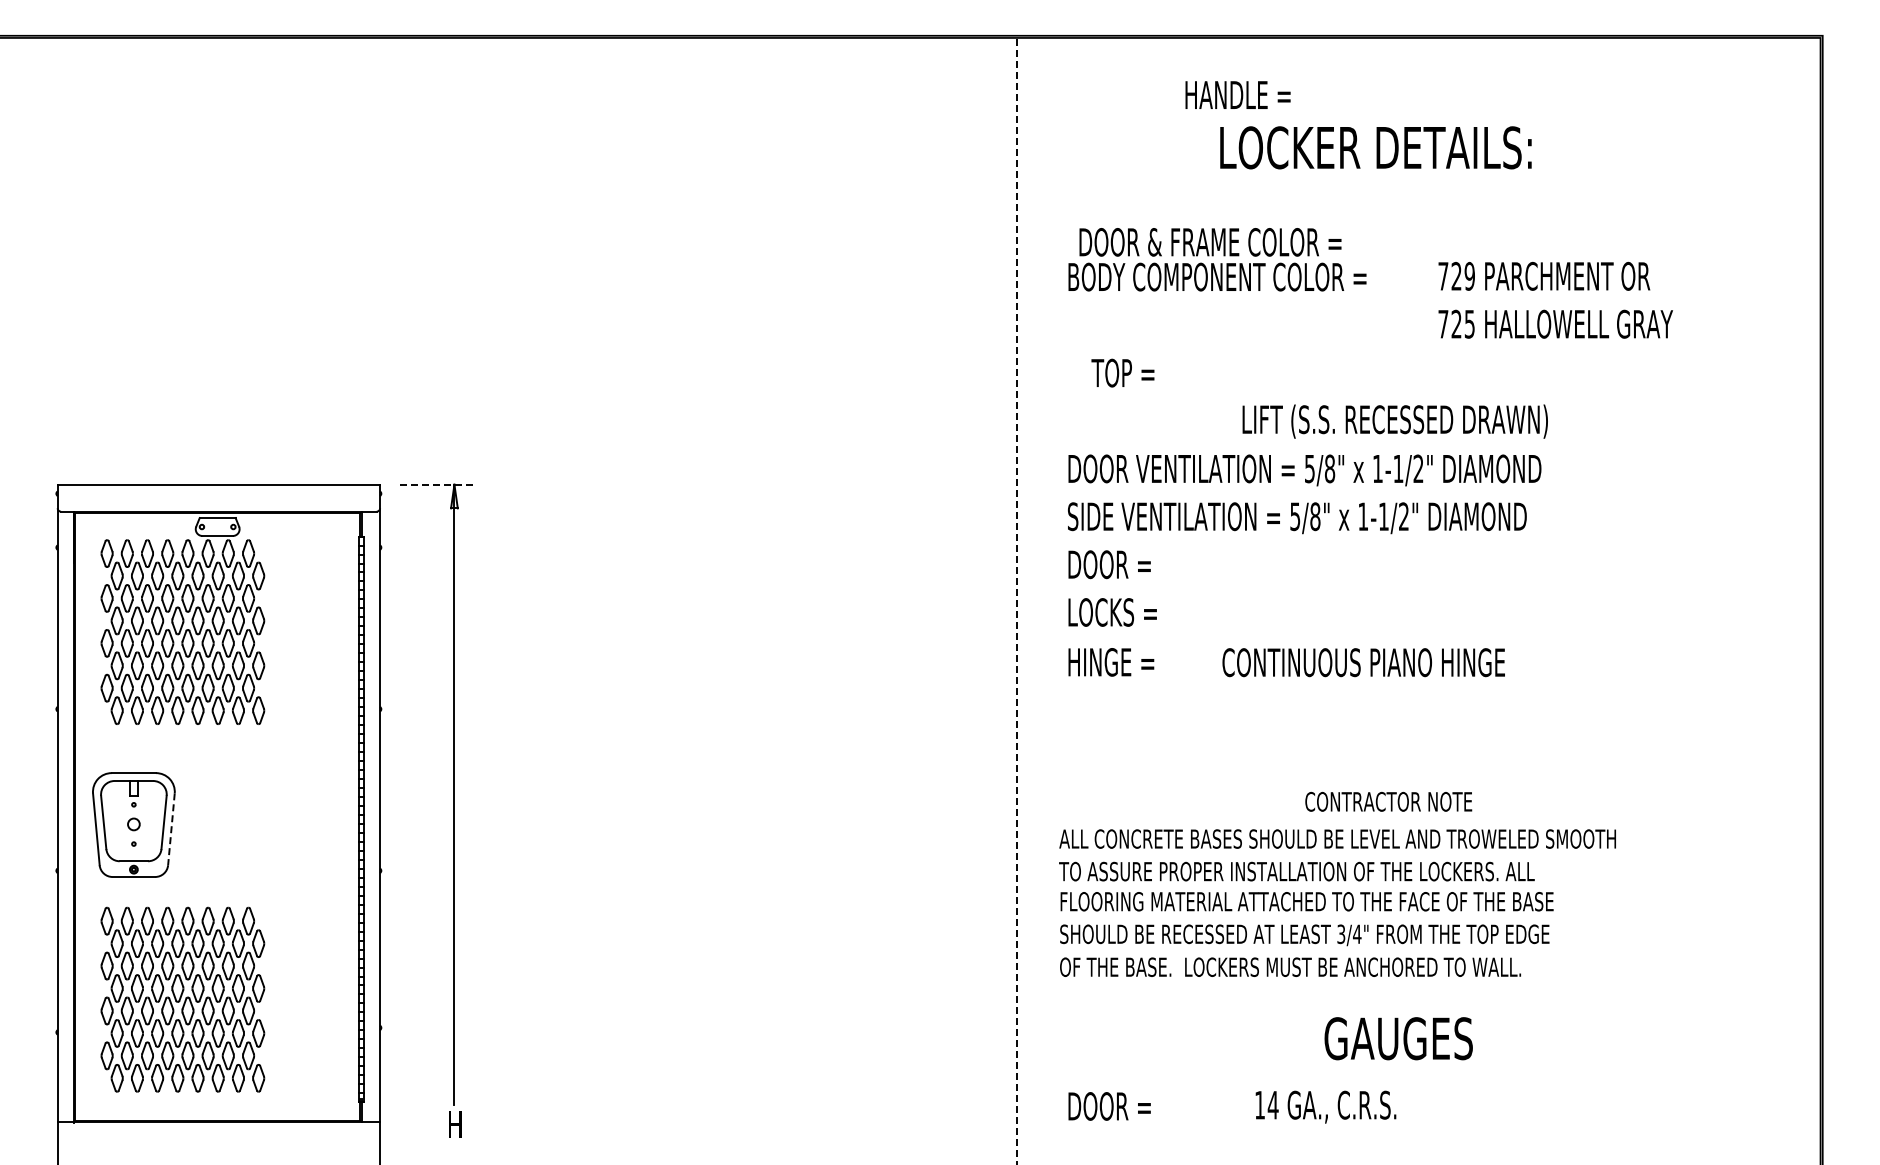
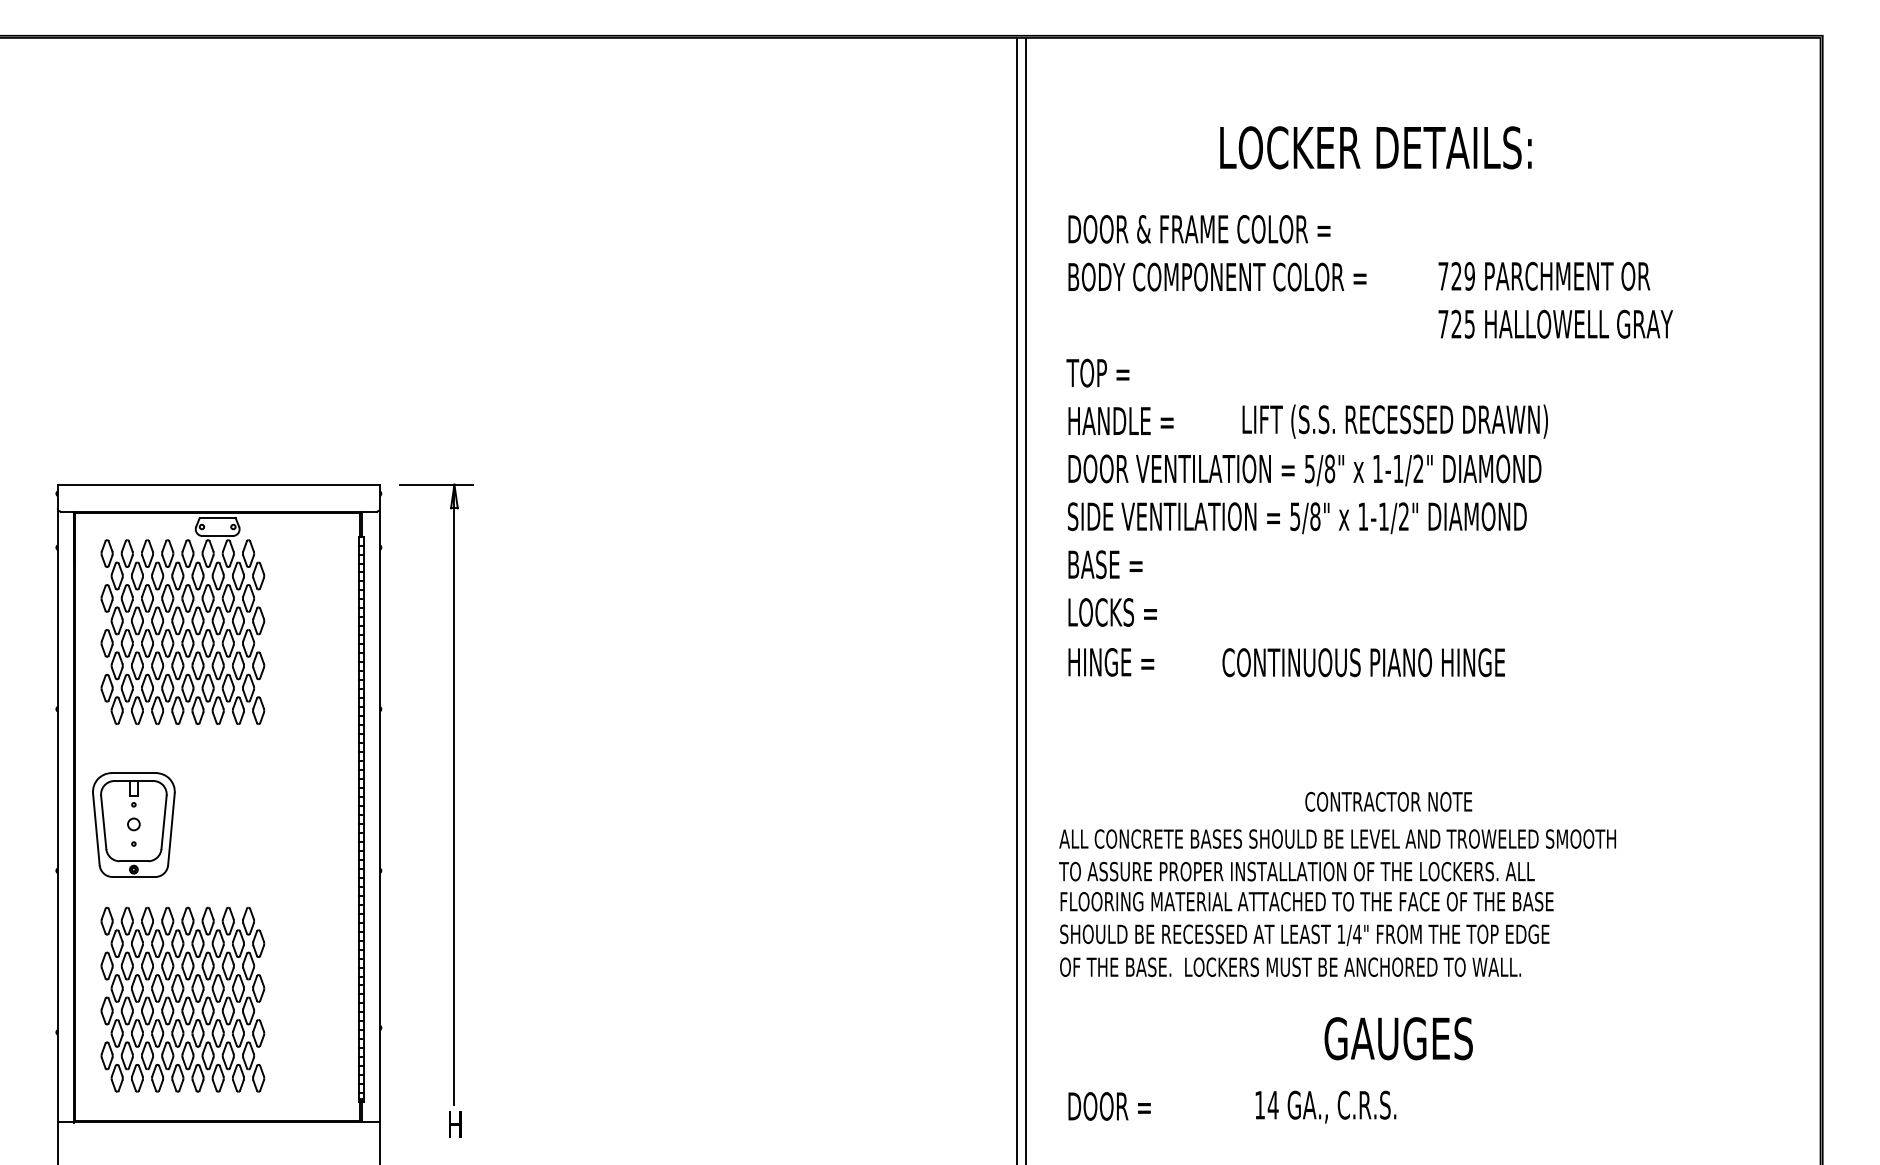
text position: (1237, 94) -> (1120, 420) (1120, 420)
text position: (1210, 242) -> (1199, 229) (1199, 229)
text position: (1122, 372) -> (1097, 372) (1097, 372)
line: dashed -> solid (436, 484)
text: DOOR = -> BASE = (1110, 564)
line: none -> present (1025, 599)
line: dashed -> solid (1017, 601)
line: dashed -> solid (171, 829)
text: 3/4" -> 1/4" (1341, 934)
